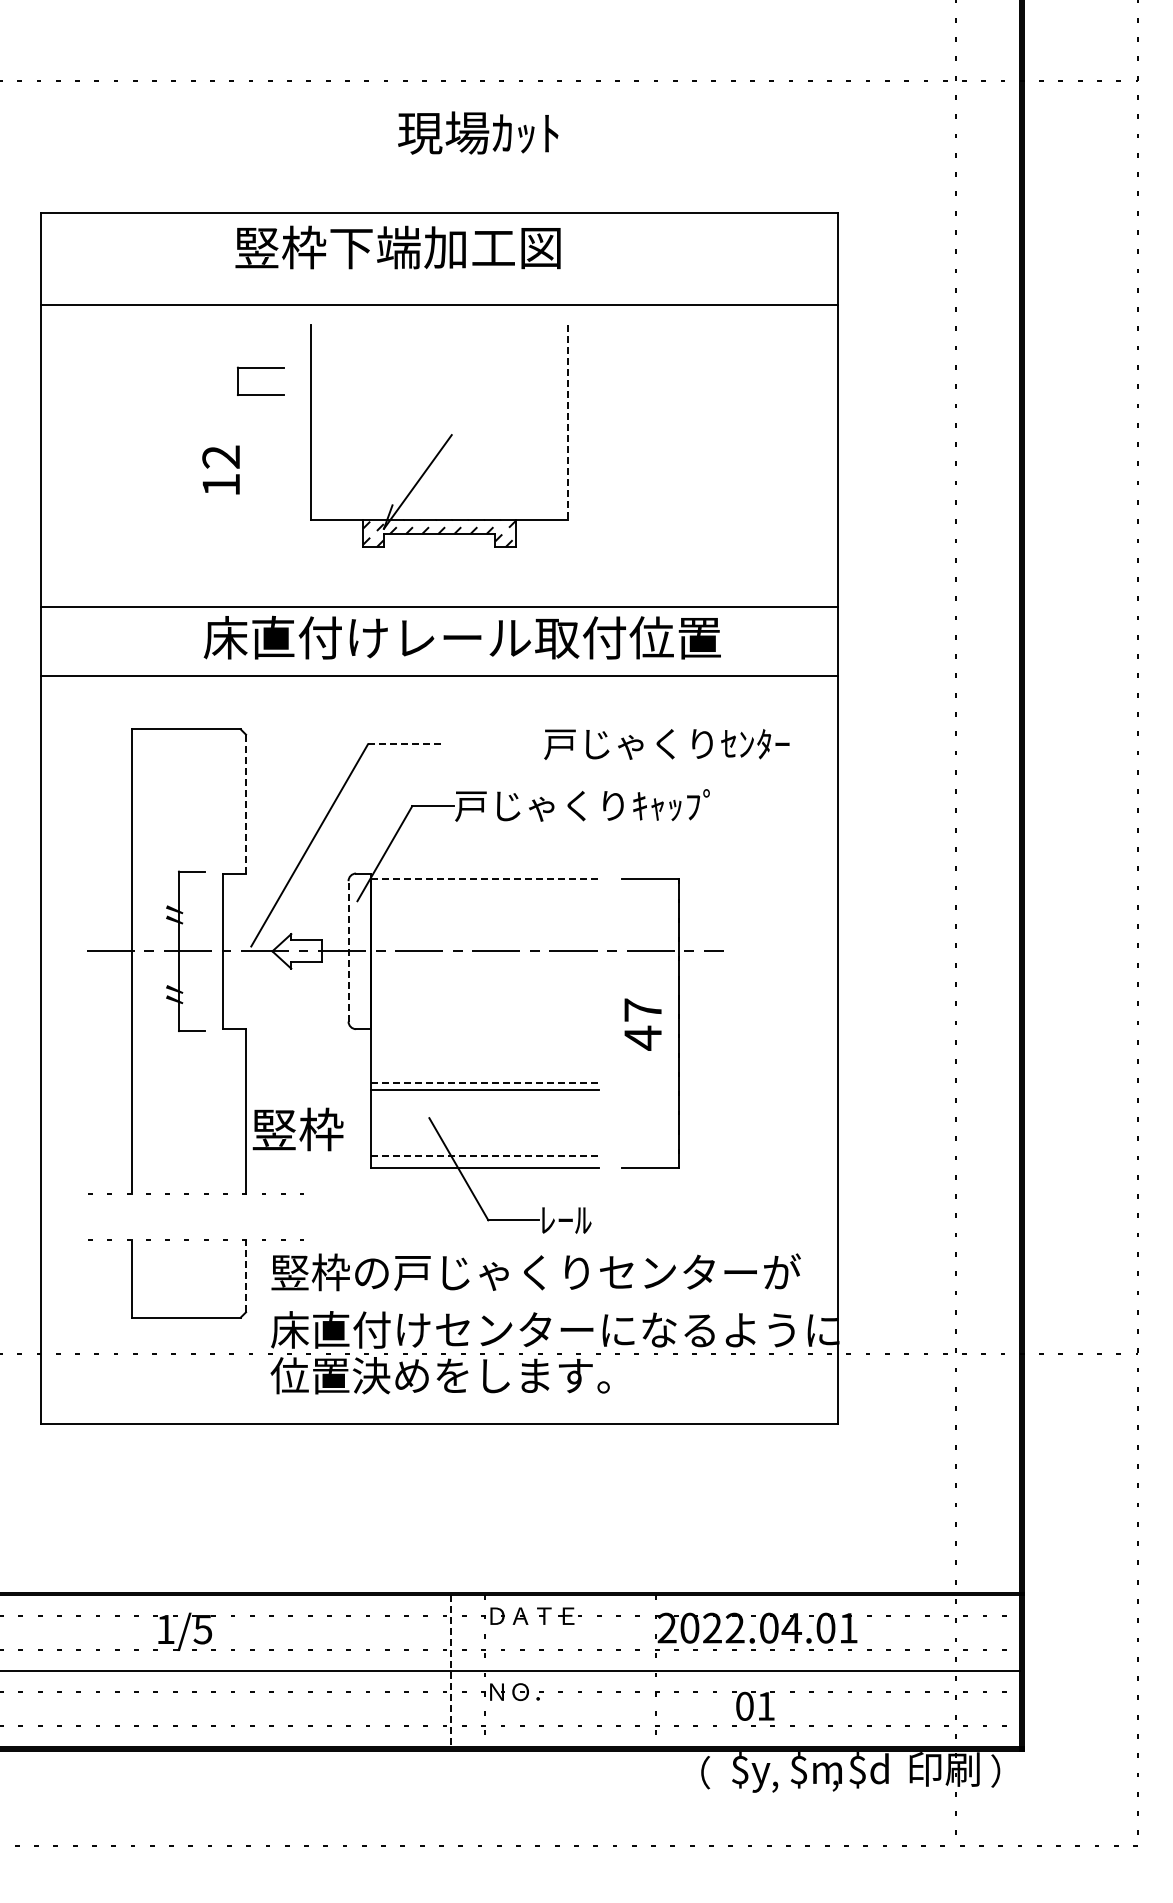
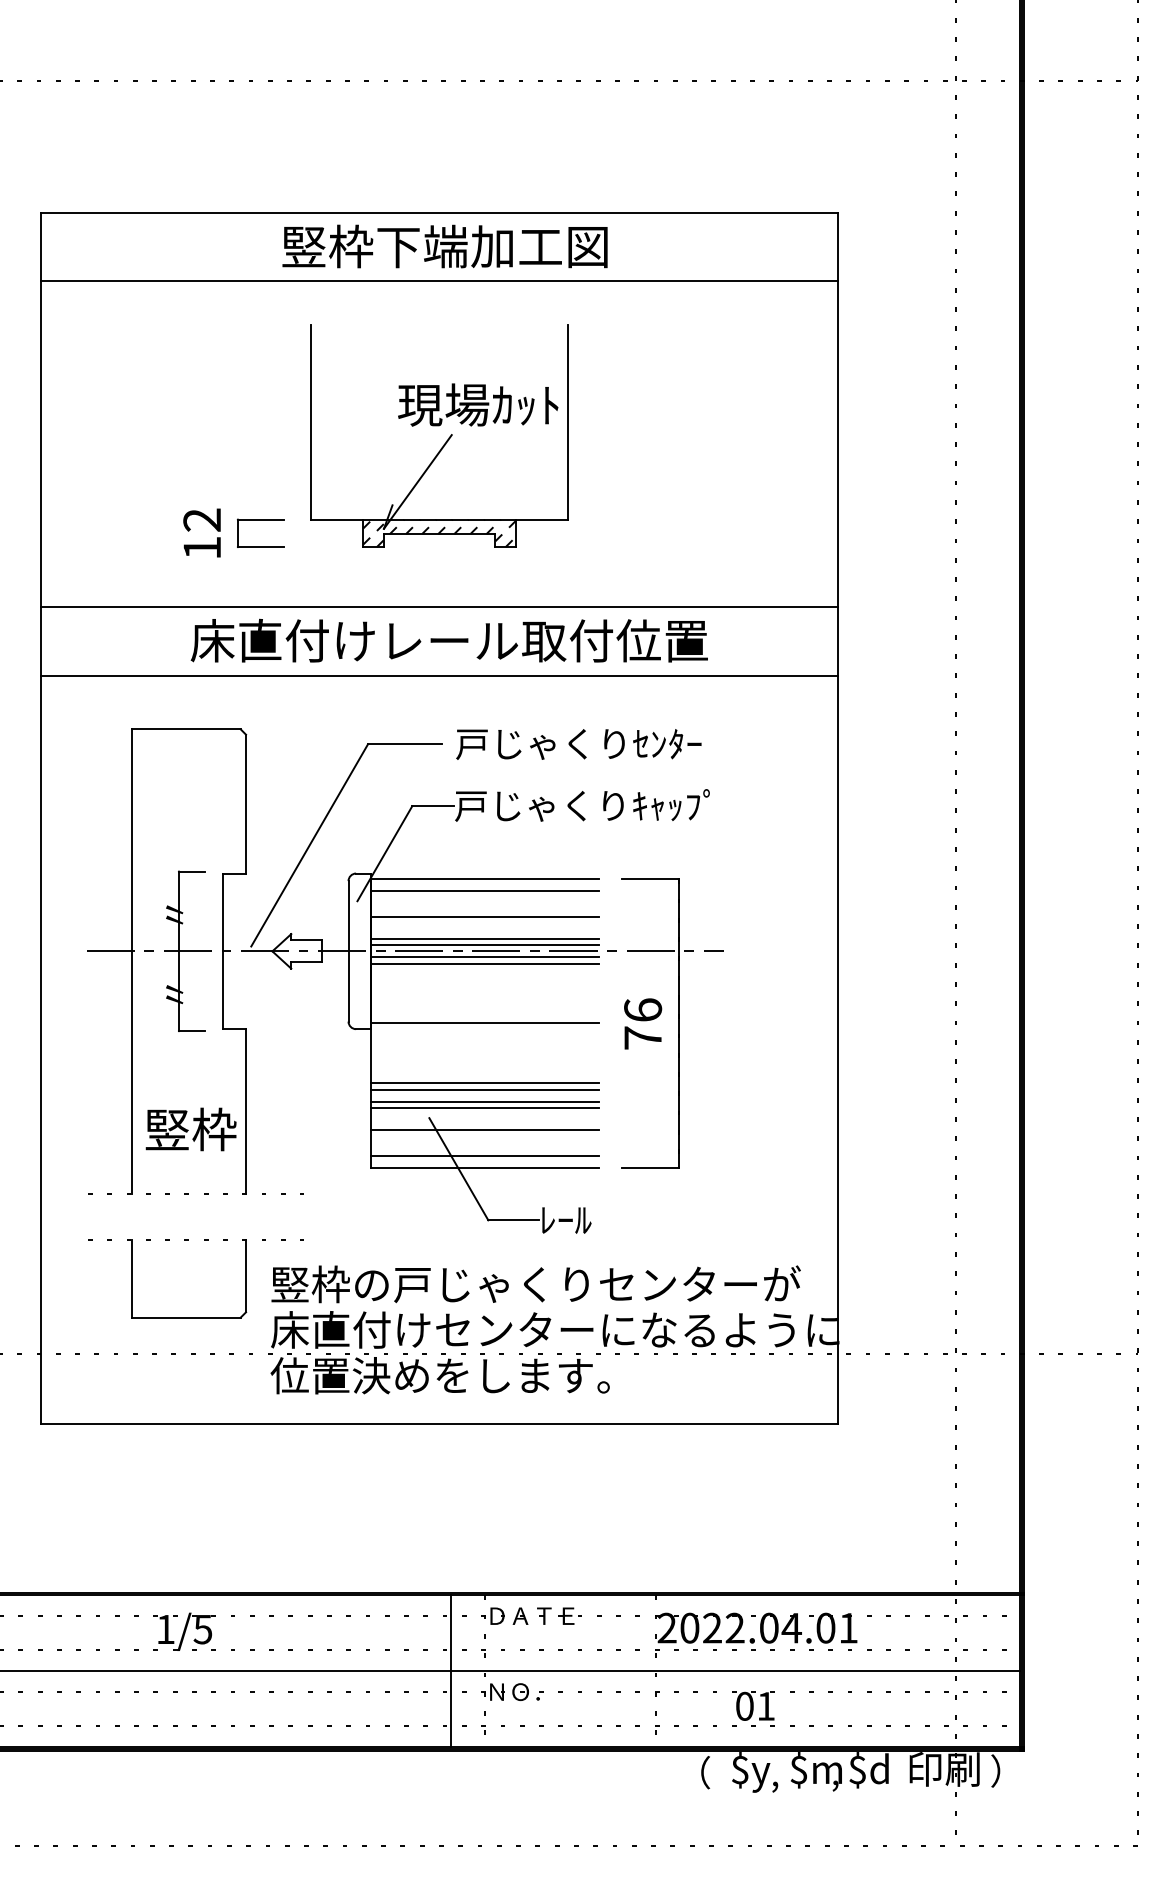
text position: (478, 132) -> (478, 404) (478, 404)
text position: (397, 247) -> (444, 246) (444, 246)
line position: (439, 305) -> (439, 281) (439, 281)
part position: (260, 368) -> (260, 520) (260, 520)
line: dashed -> solid (568, 422)
text position: (220, 469) -> (201, 532) (201, 532)
text position: (461, 637) -> (448, 640) (448, 640)
line: dashed -> solid (404, 744)
text position: (666, 744) -> (578, 744) (578, 744)
line: dashed -> solid (246, 804)
line: dashed -> solid (485, 879)
line: none -> present (485, 891)
line: none -> present (485, 917)
line: none -> present (485, 939)
line: none -> present (485, 945)
line: dashed -> solid (348, 950)
line: none -> present (485, 957)
line: none -> present (485, 963)
line: none -> present (485, 1023)
text: 47 -> 76 (643, 1024)
line: dashed -> solid (485, 1083)
line: none -> present (485, 1101)
line: none -> present (485, 1107)
text position: (297, 1129) -> (190, 1129) (190, 1129)
line: none -> present (485, 1129)
line: dashed -> solid (485, 1155)
text position: (535, 1272) -> (535, 1284) (535, 1284)
line: dashed -> solid (246, 1275)
line: dashed -> solid (451, 1671)
